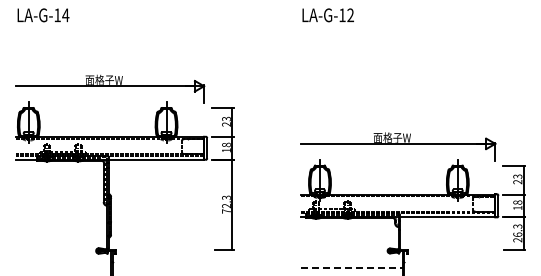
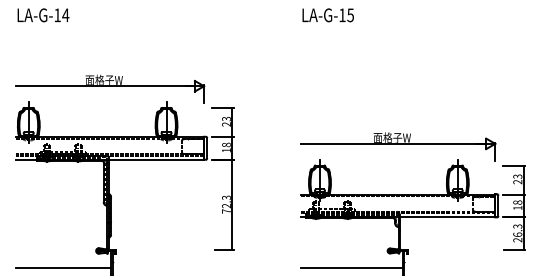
text: LA-G-12 -> LA-G-15 (350, 15)
line: none -> present (63, 267)
line: dashed -> solid (351, 267)
